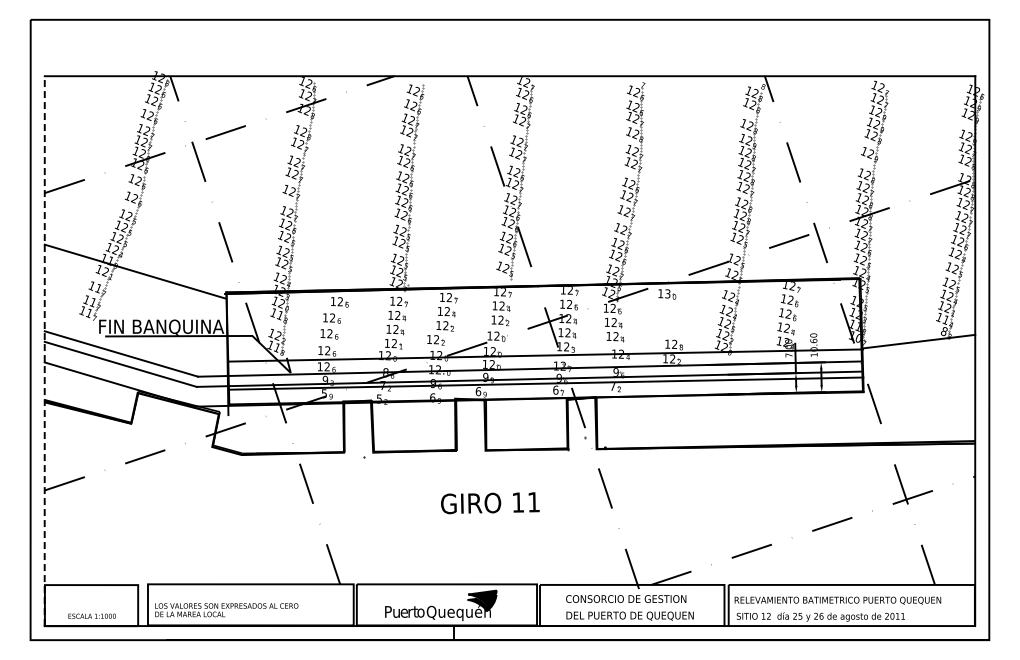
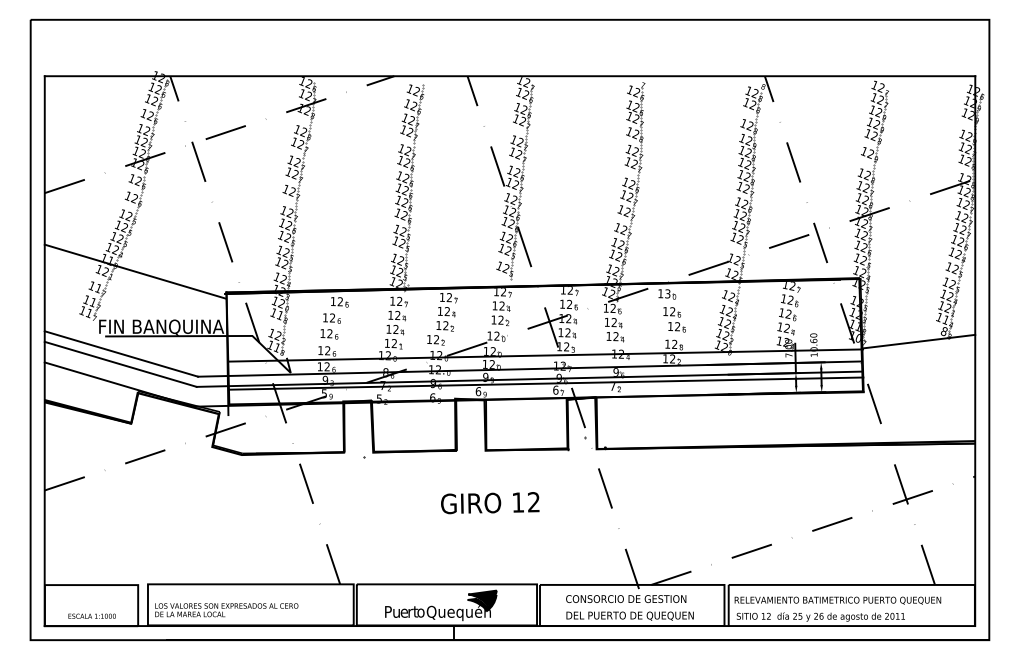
part: none -> present (674, 319)
line: dashed -> solid (44, 351)
text: 11 -> 12 (533, 502)
